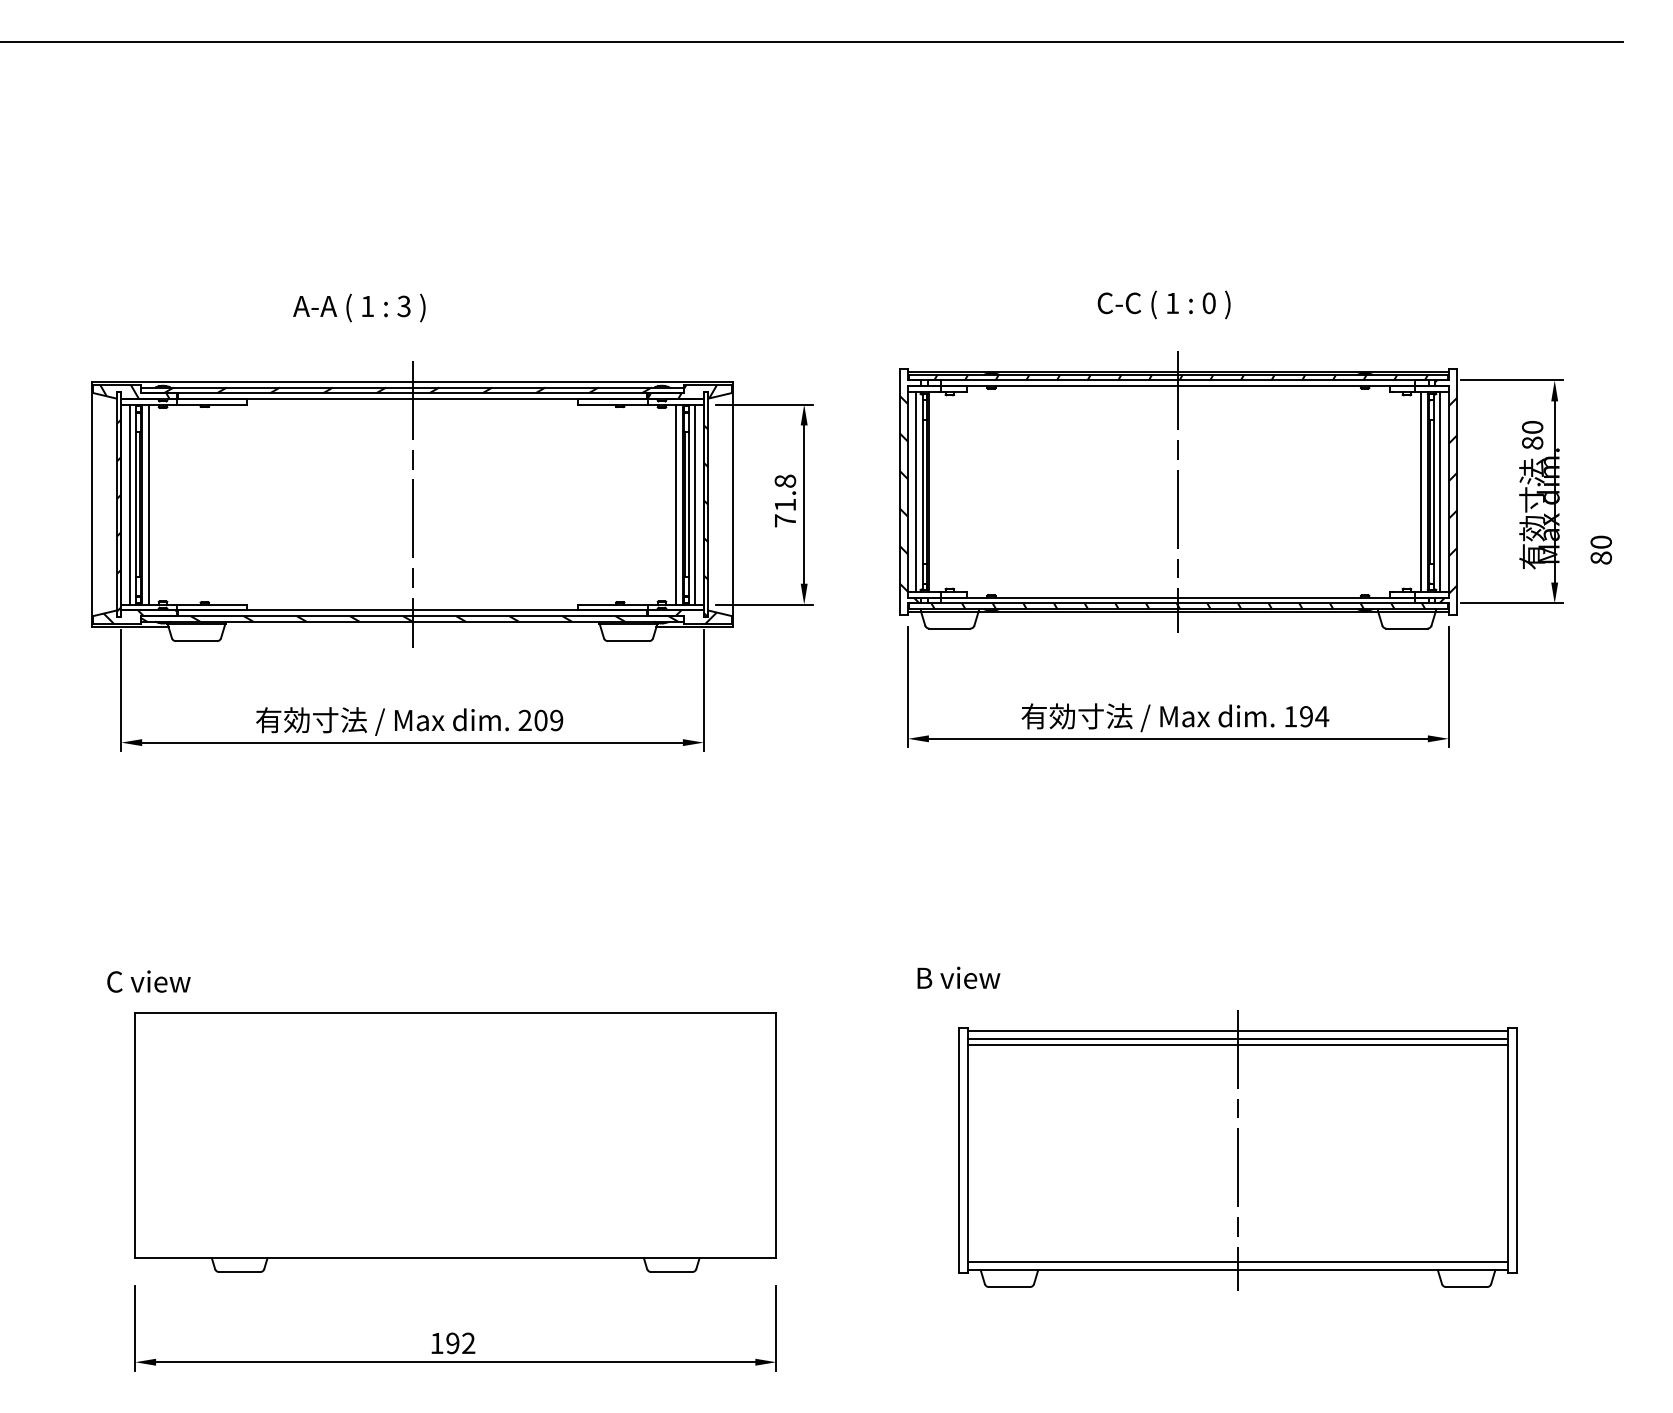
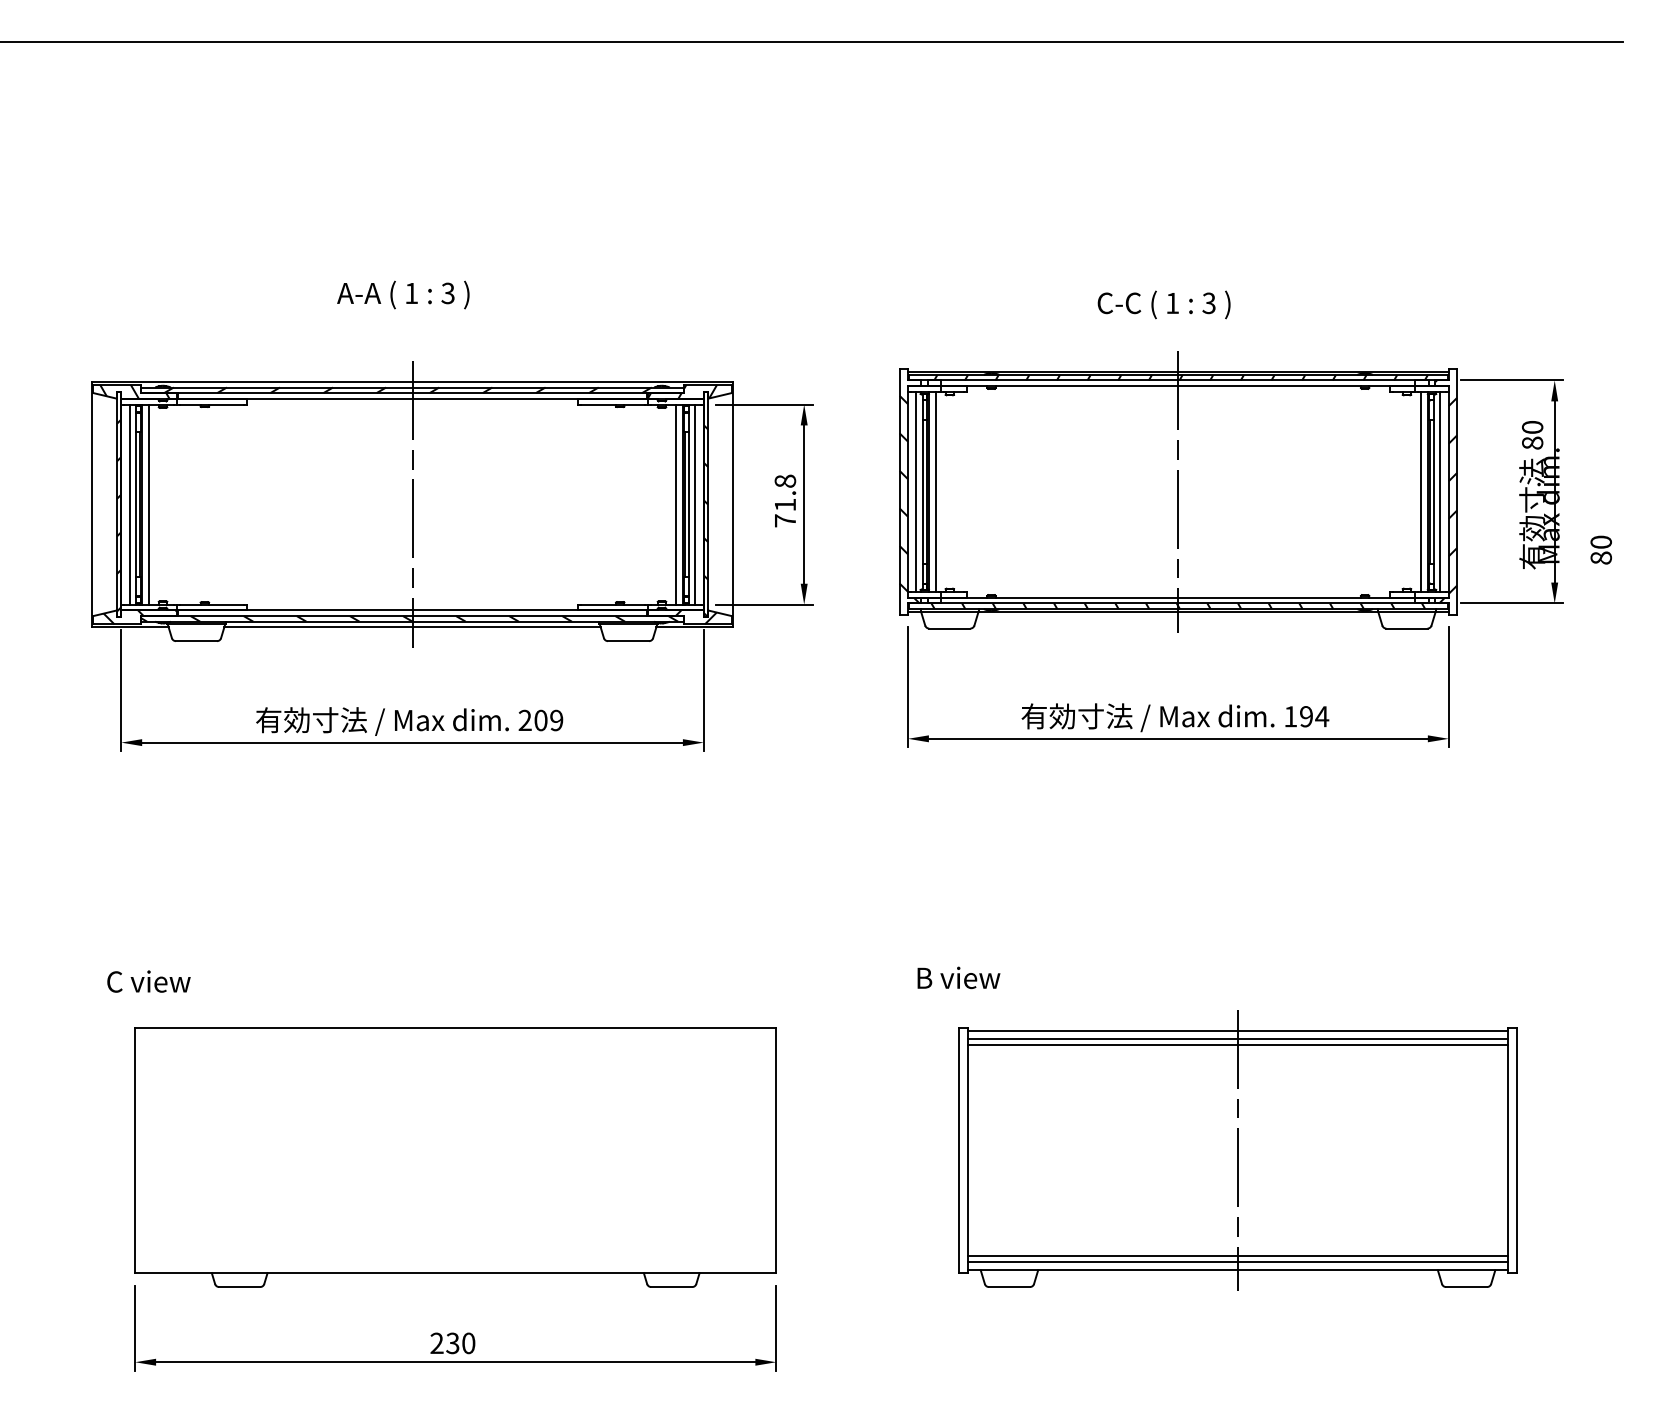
text: 0 -> 3 (1208, 302)
text position: (359, 307) -> (403, 294) (403, 294)
line: none -> present (935, 491)
line: none -> present (412, 627)
part position: (455, 1142) -> (455, 1157) (455, 1157)
line: none -> present (1237, 1256)
text: 192 -> 230 (452, 1343)
